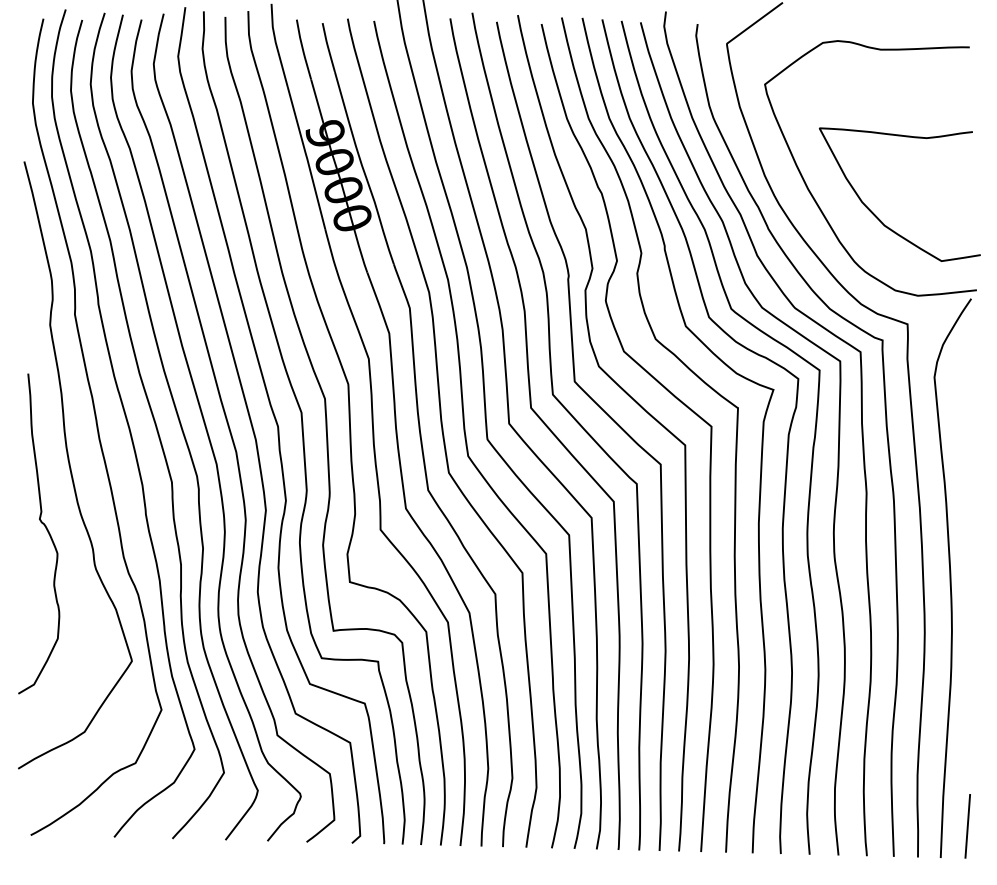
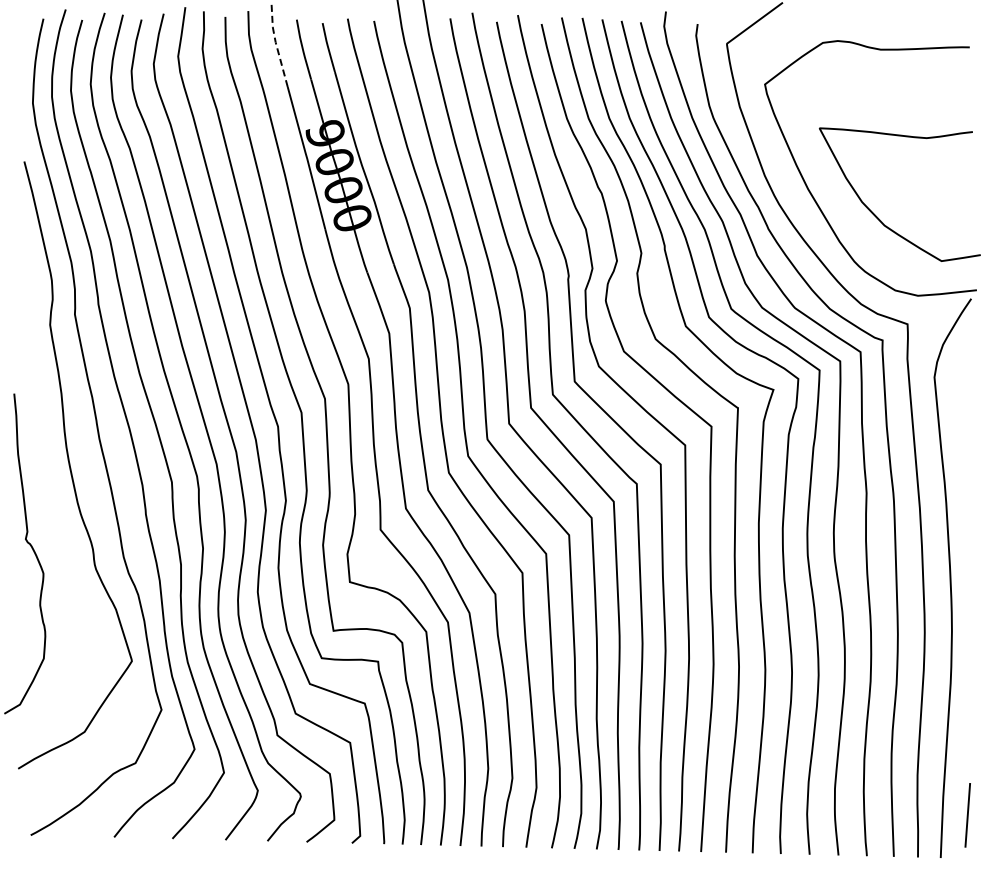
line: solid -> dashed (276, 44)
curve position: (46, 530) -> (32, 550) (32, 550)
line position: (967, 826) -> (967, 815) (967, 815)
